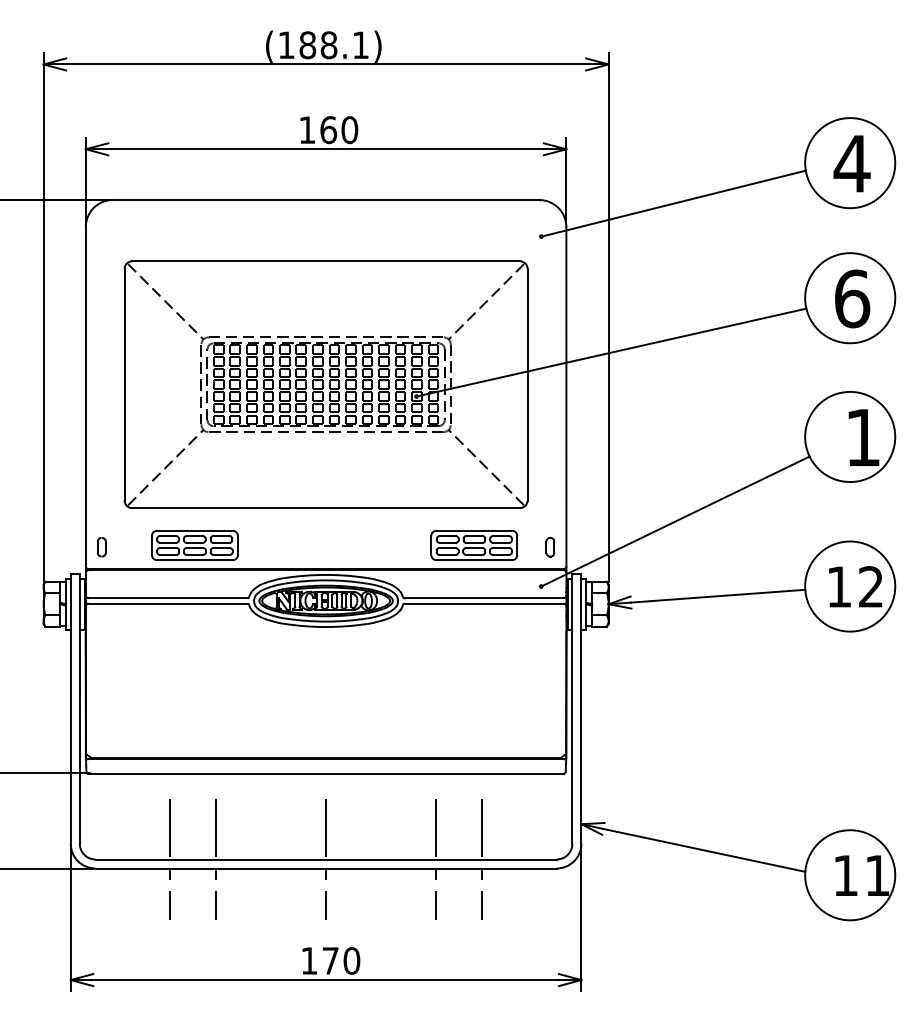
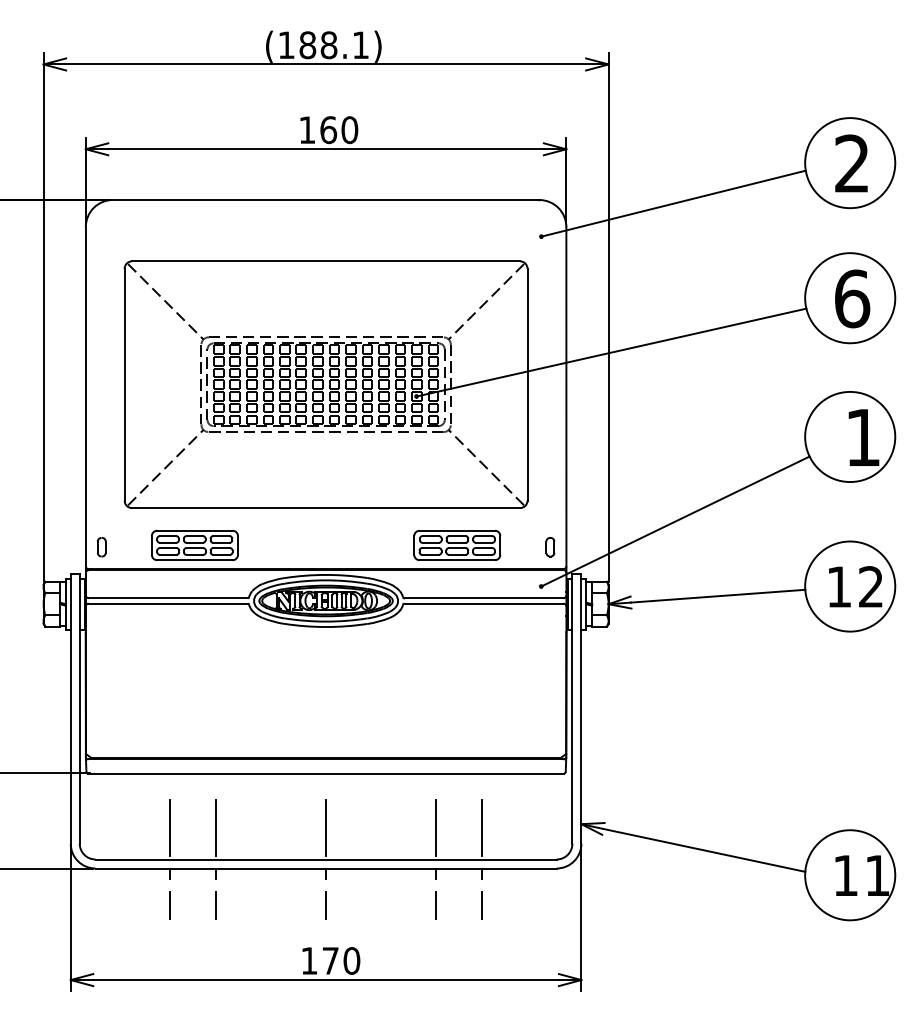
text: 4 -> 2 (851, 163)
part position: (474, 544) -> (457, 544) (457, 544)
